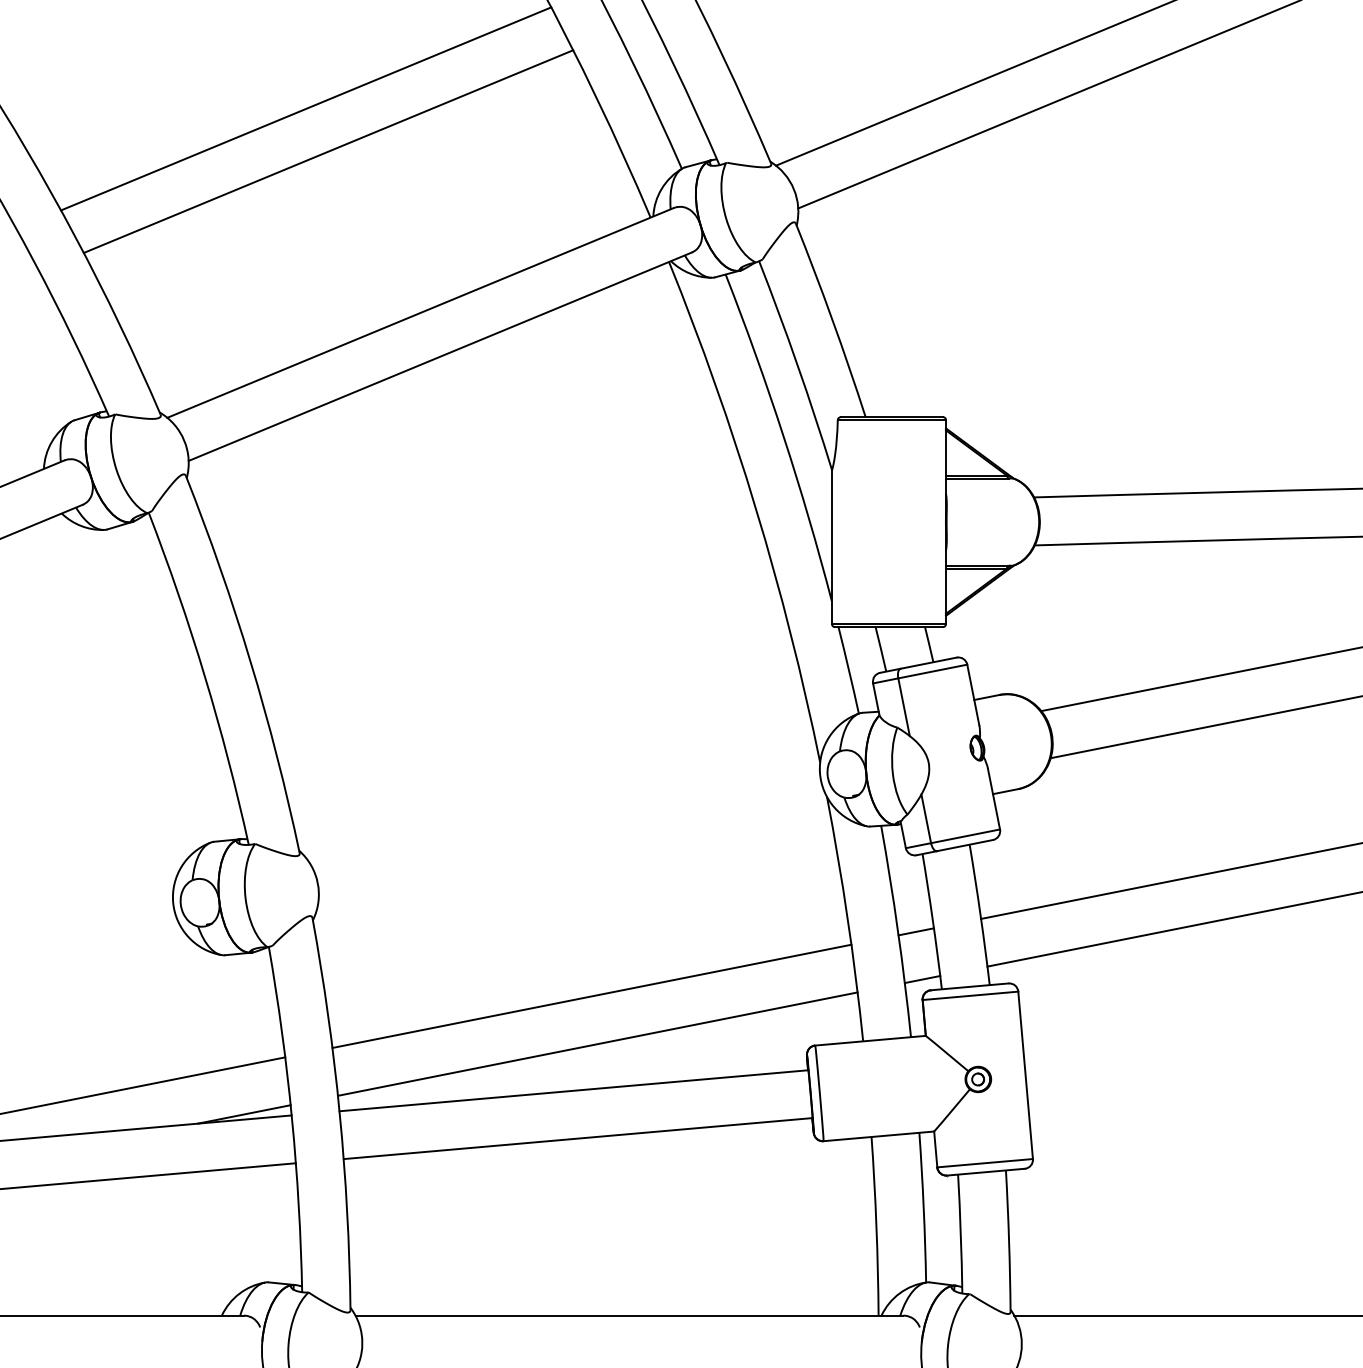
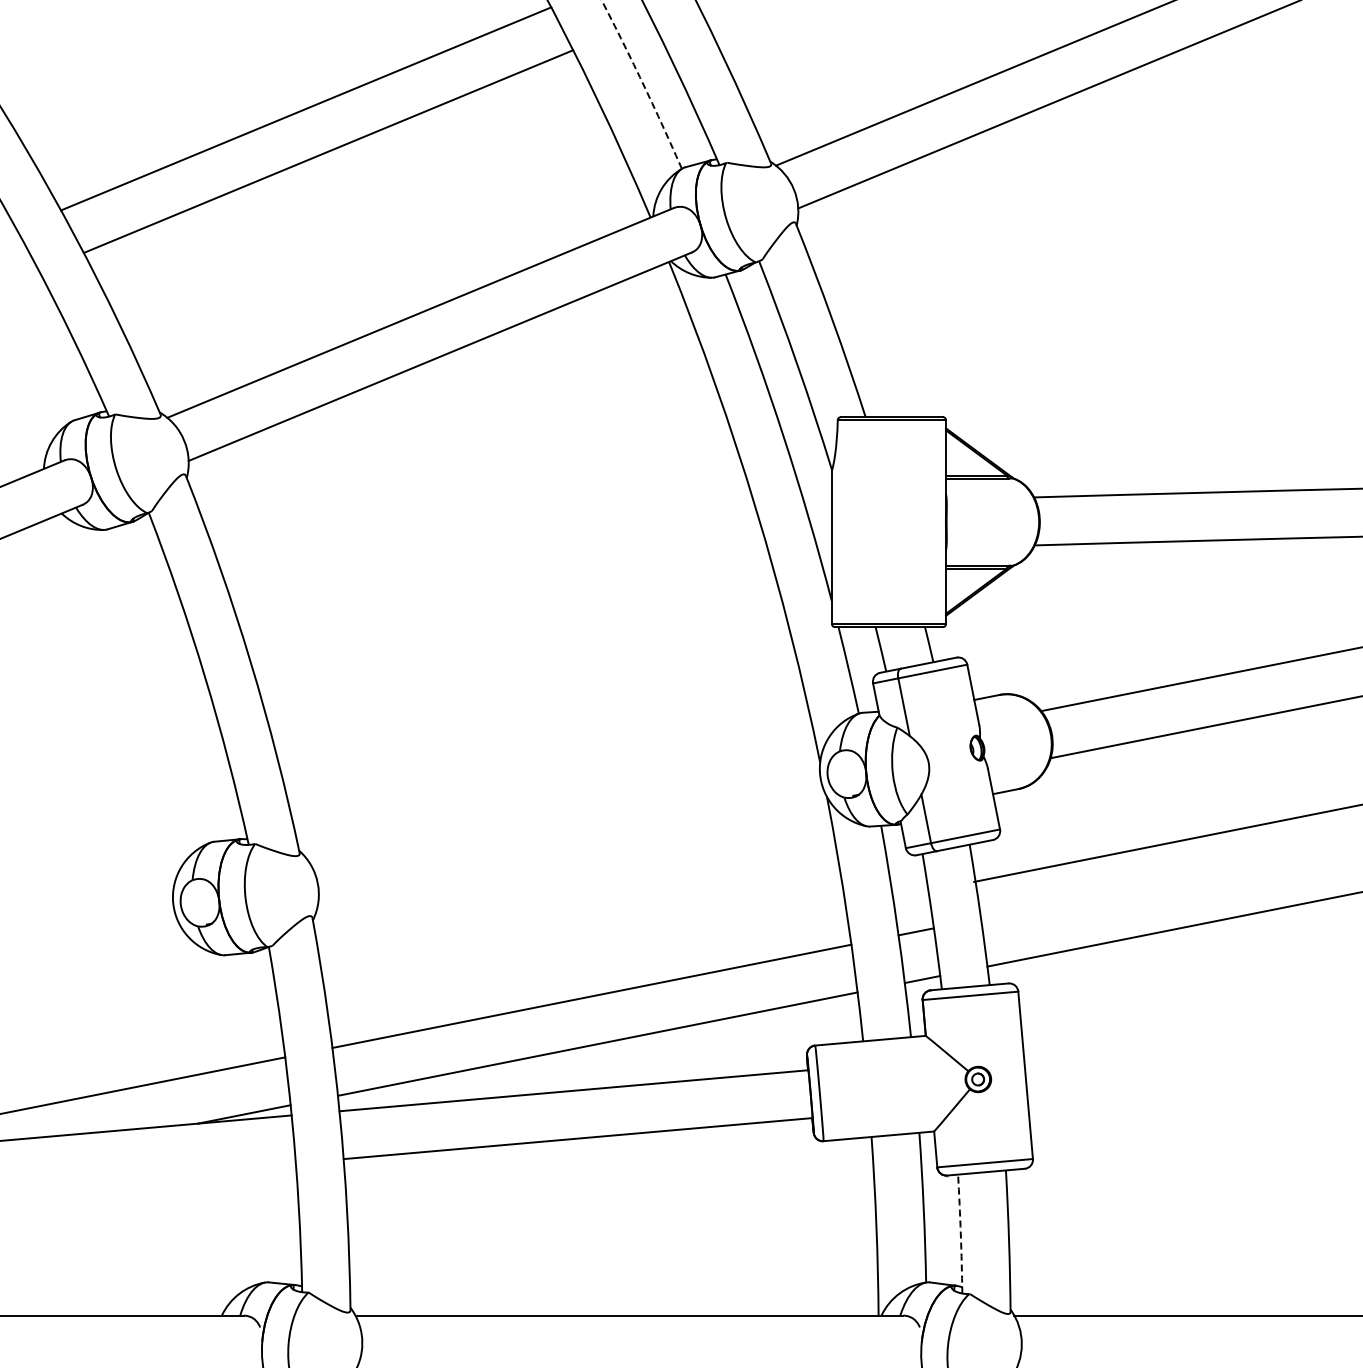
arc: solid -> dashed (643, 84)
line position: (1170, 880) -> (1166, 843) (1166, 843)
line: present -> none (148, 1175)
arc: solid -> dashed (960, 1234)
